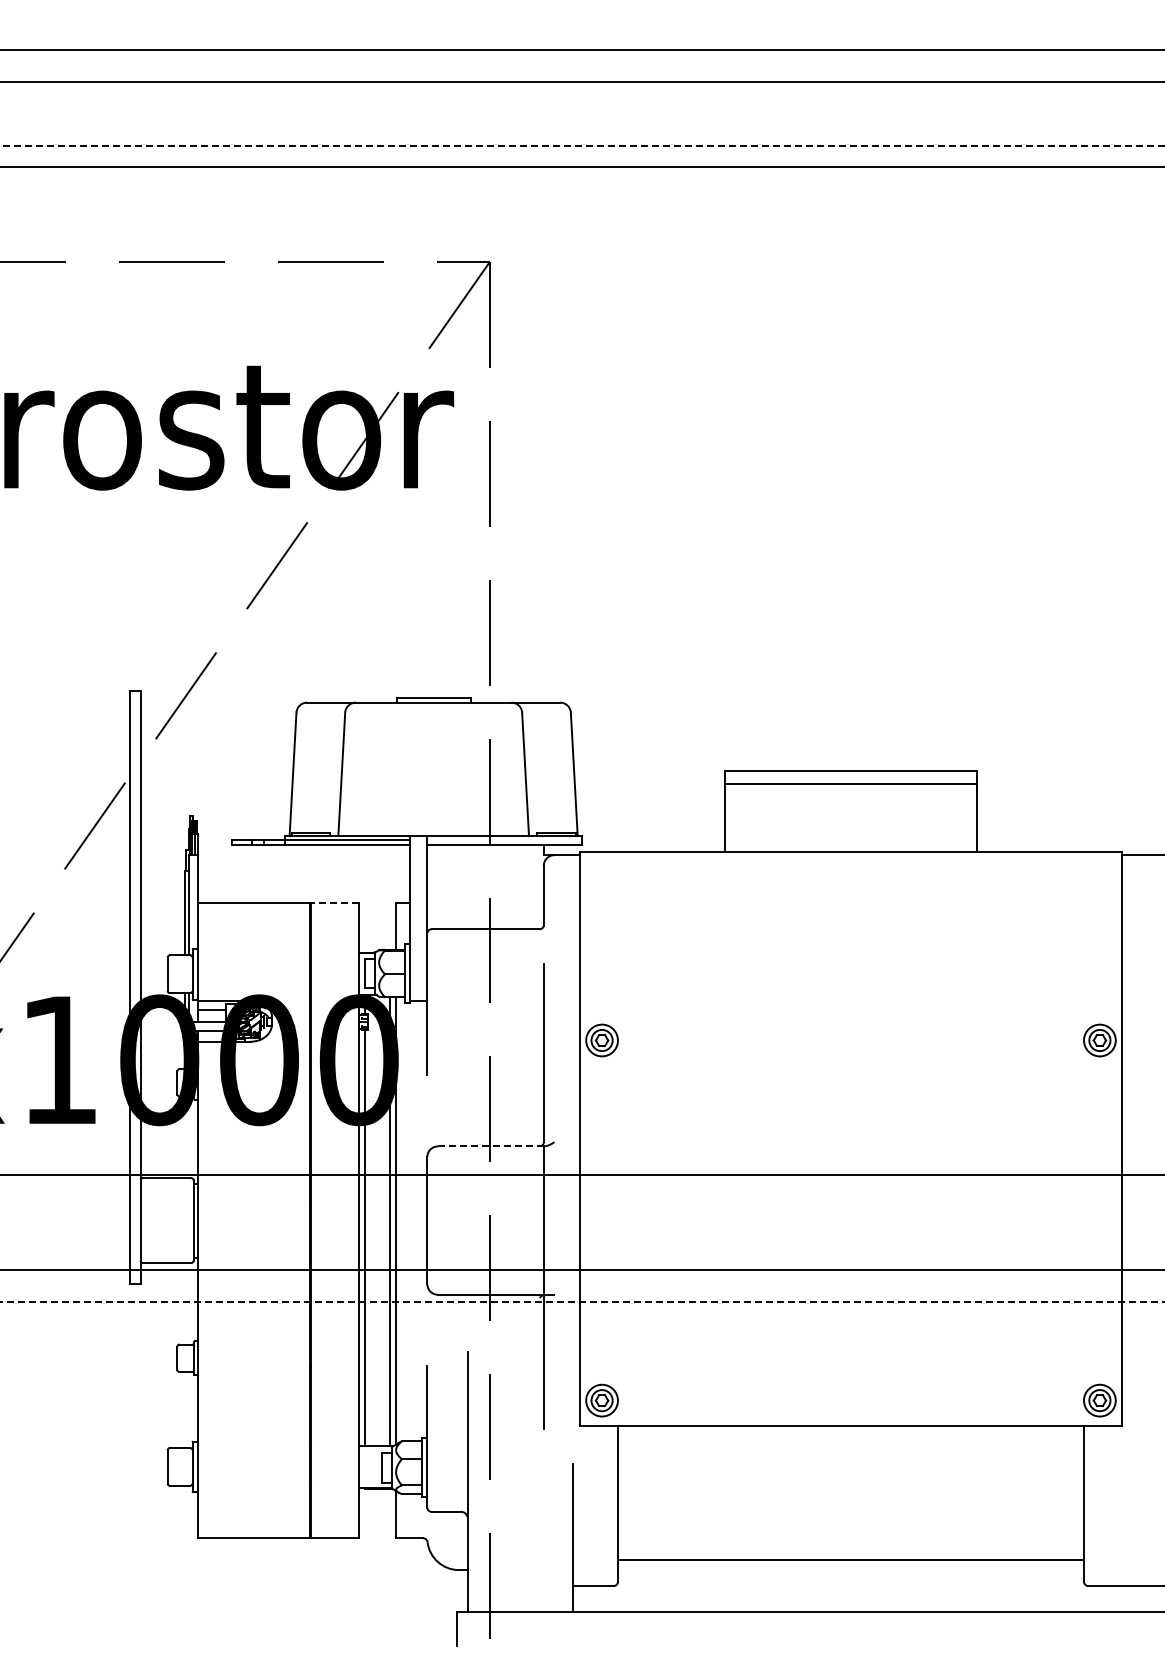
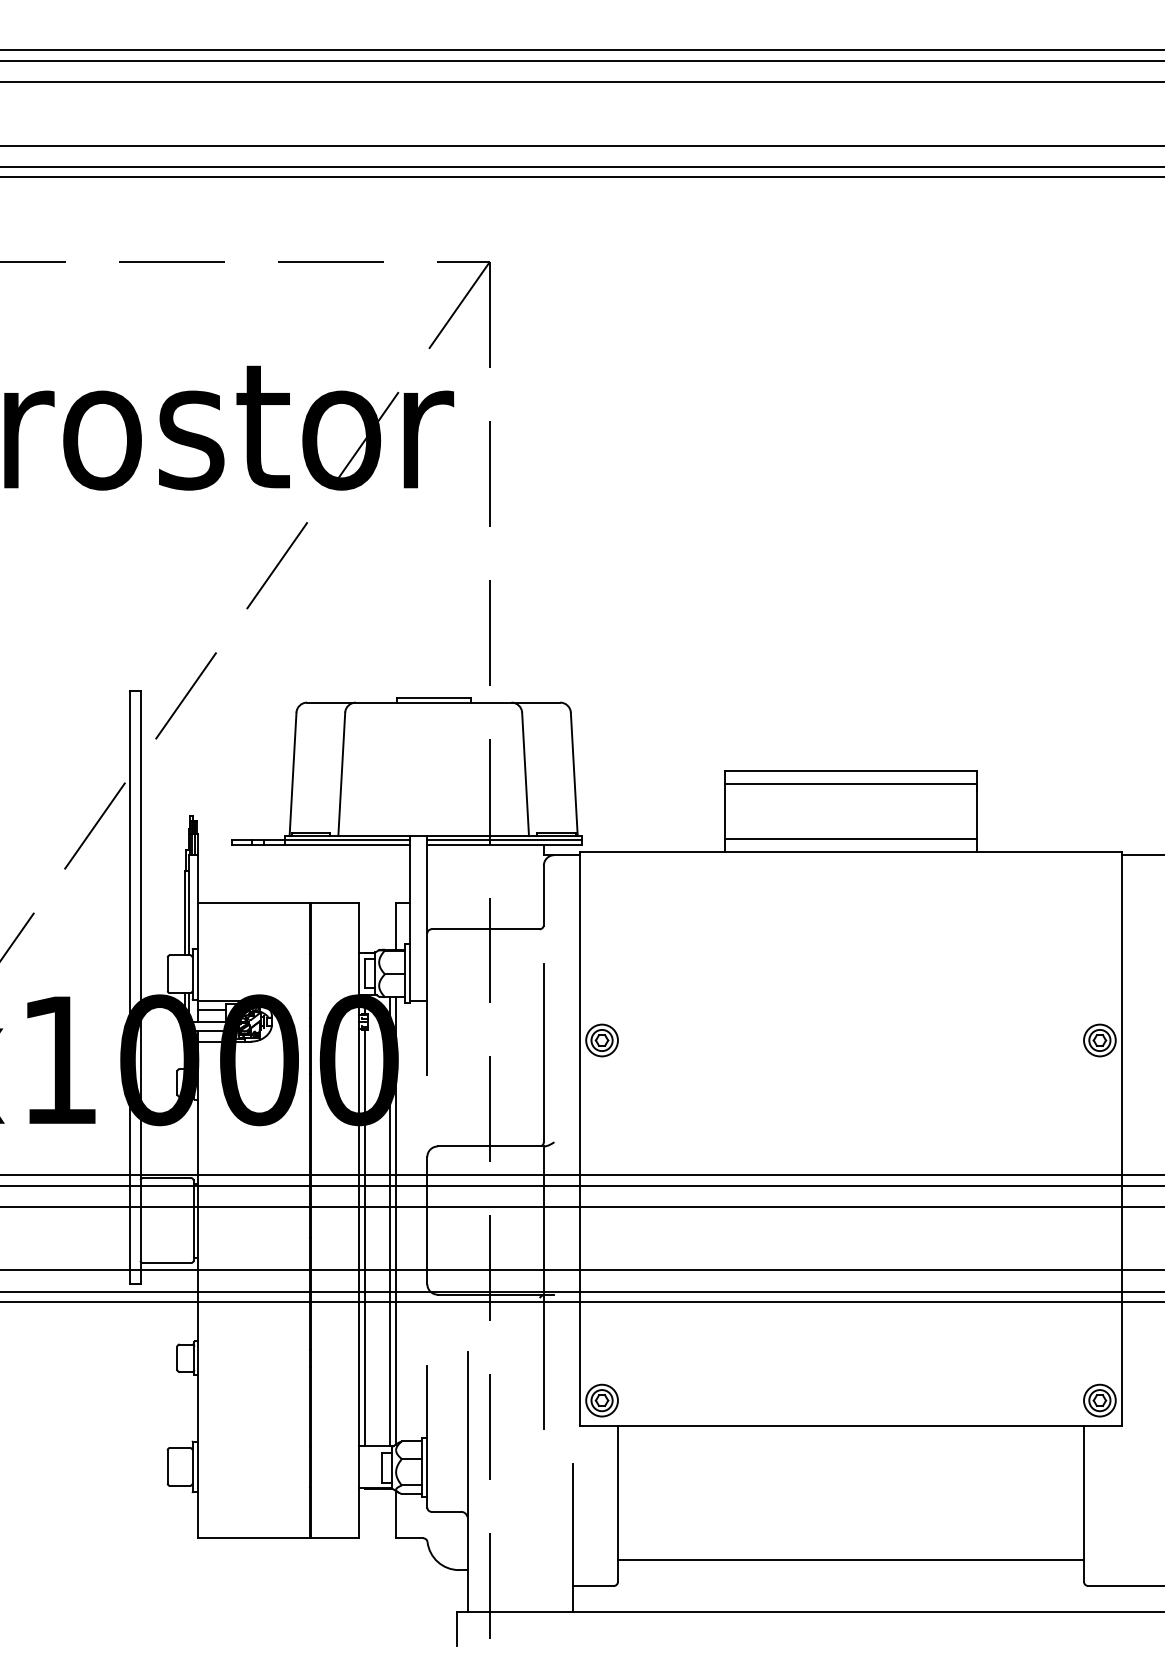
line: none -> present (581, 60)
line: dashed -> solid (582, 145)
line: none -> present (581, 177)
line: none -> present (850, 839)
line: none -> present (504, 840)
line: dashed -> solid (334, 902)
line: dashed -> solid (491, 1146)
line: none -> present (581, 1185)
line: none -> present (581, 1206)
line: none -> present (581, 1291)
line: dashed -> solid (582, 1302)
